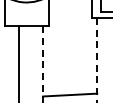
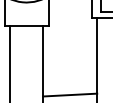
line: dashed -> solid (97, 60)
line position: (19, 62) -> (10, 62) (10, 62)
line: dashed -> solid (43, 65)
